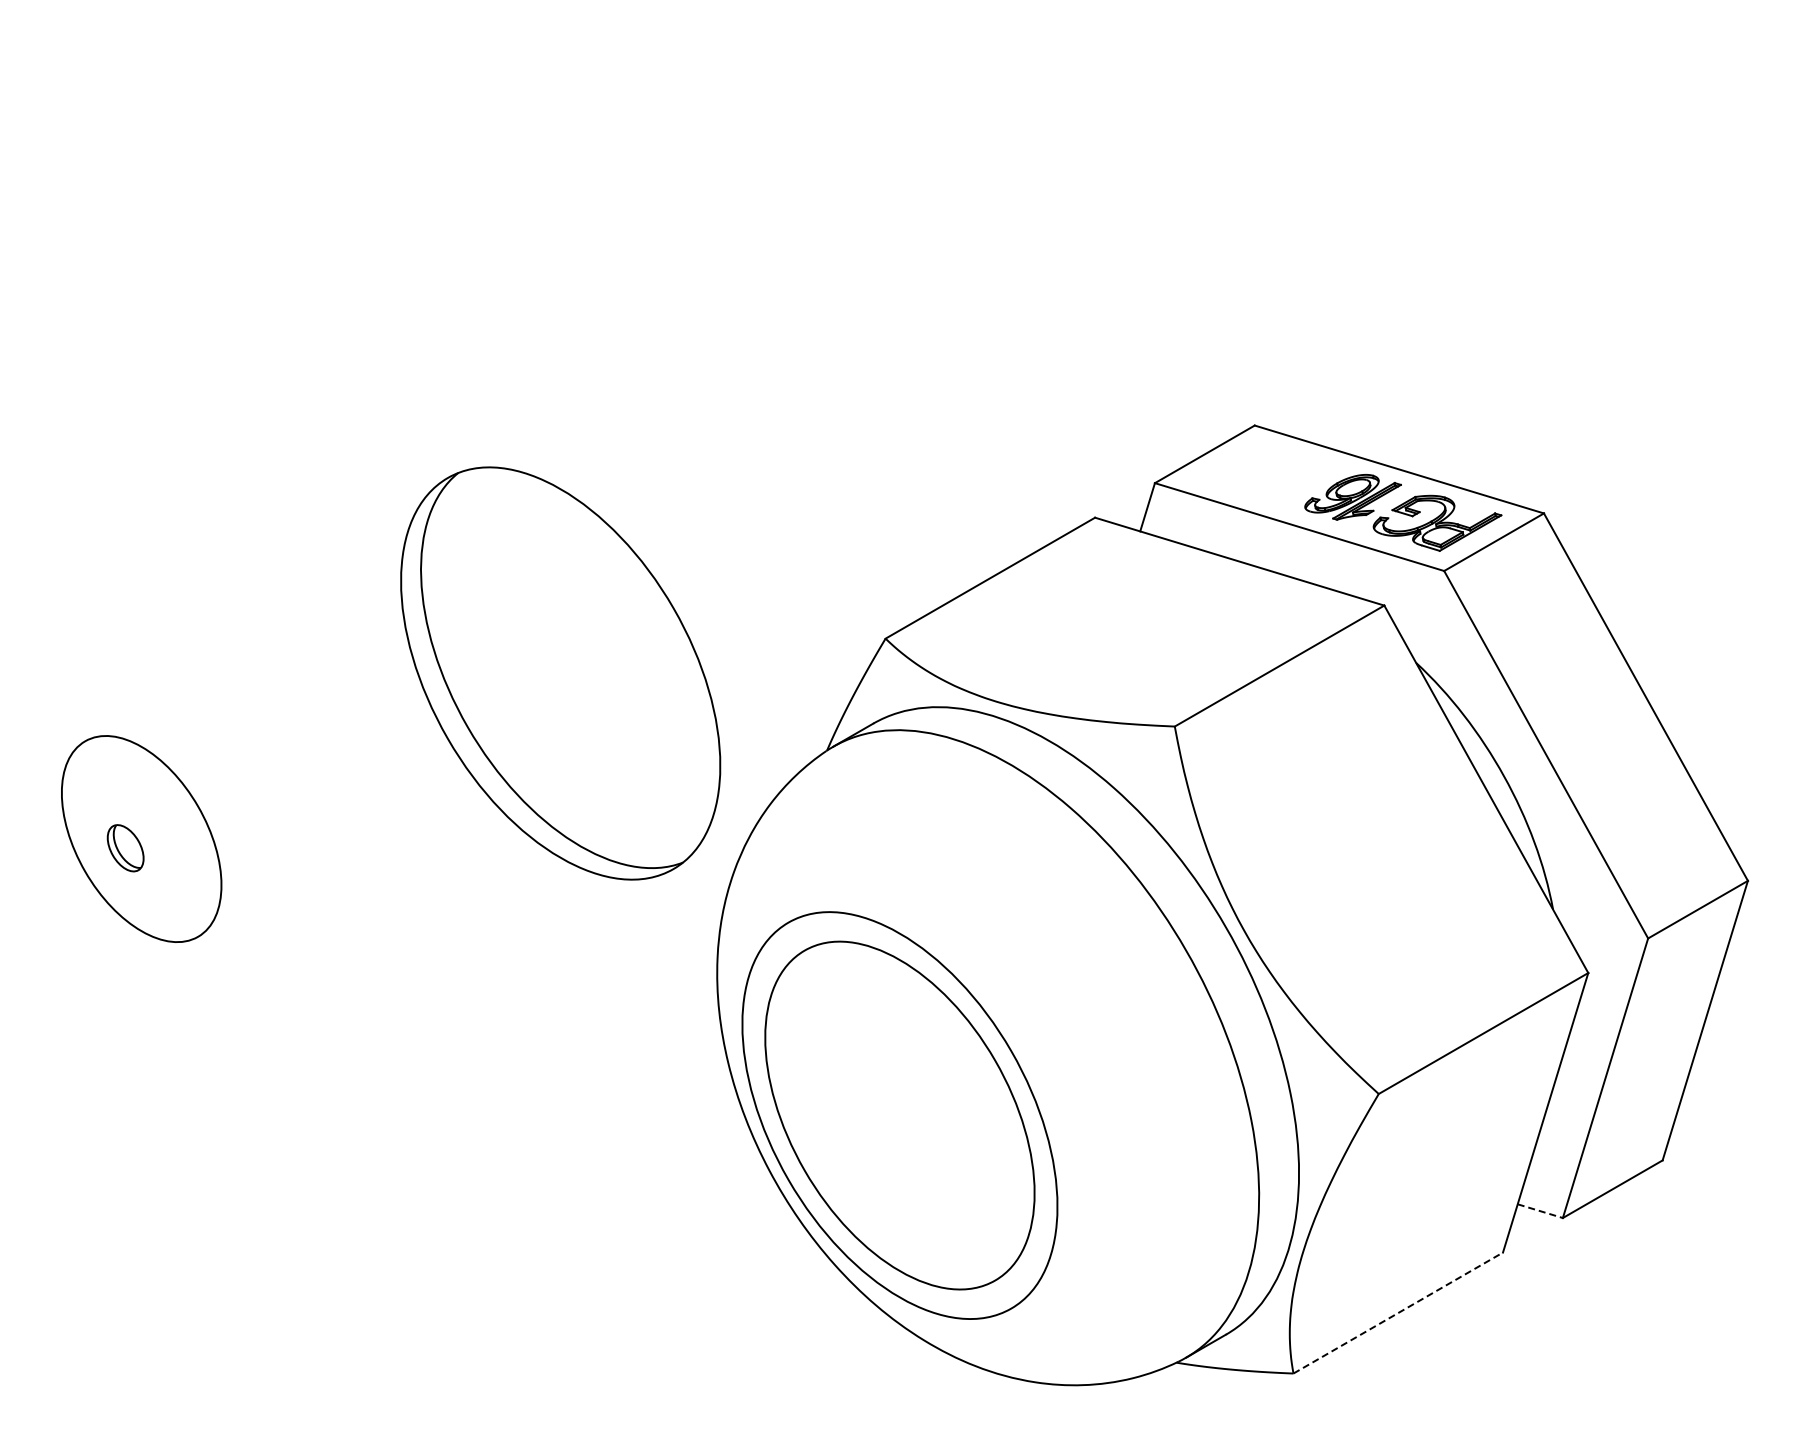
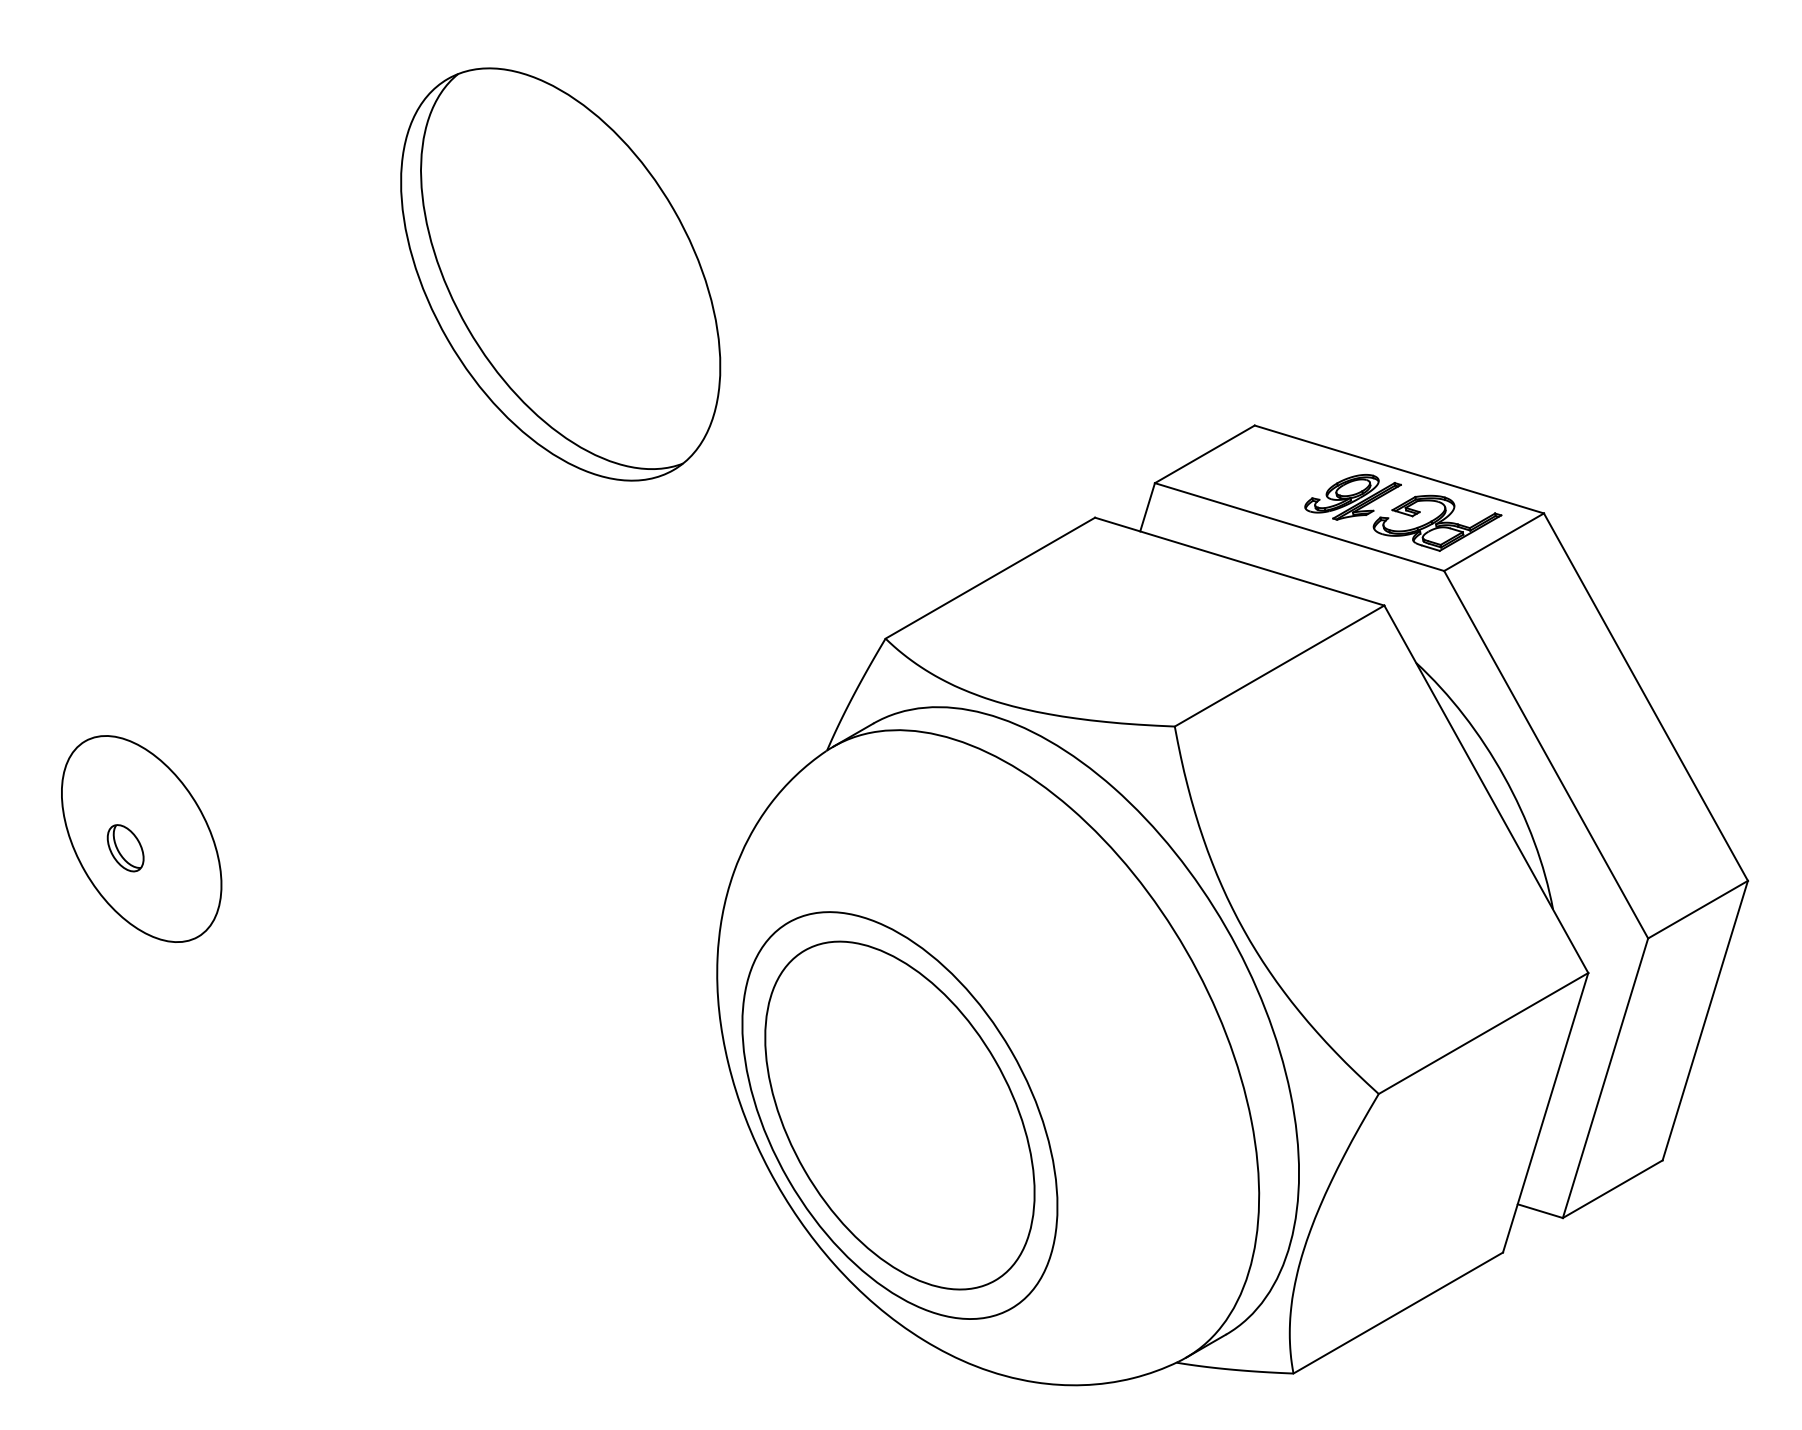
part position: (560, 673) -> (560, 274) (560, 274)
line: dashed -> solid (1540, 1211)
line: dashed -> solid (1398, 1313)
